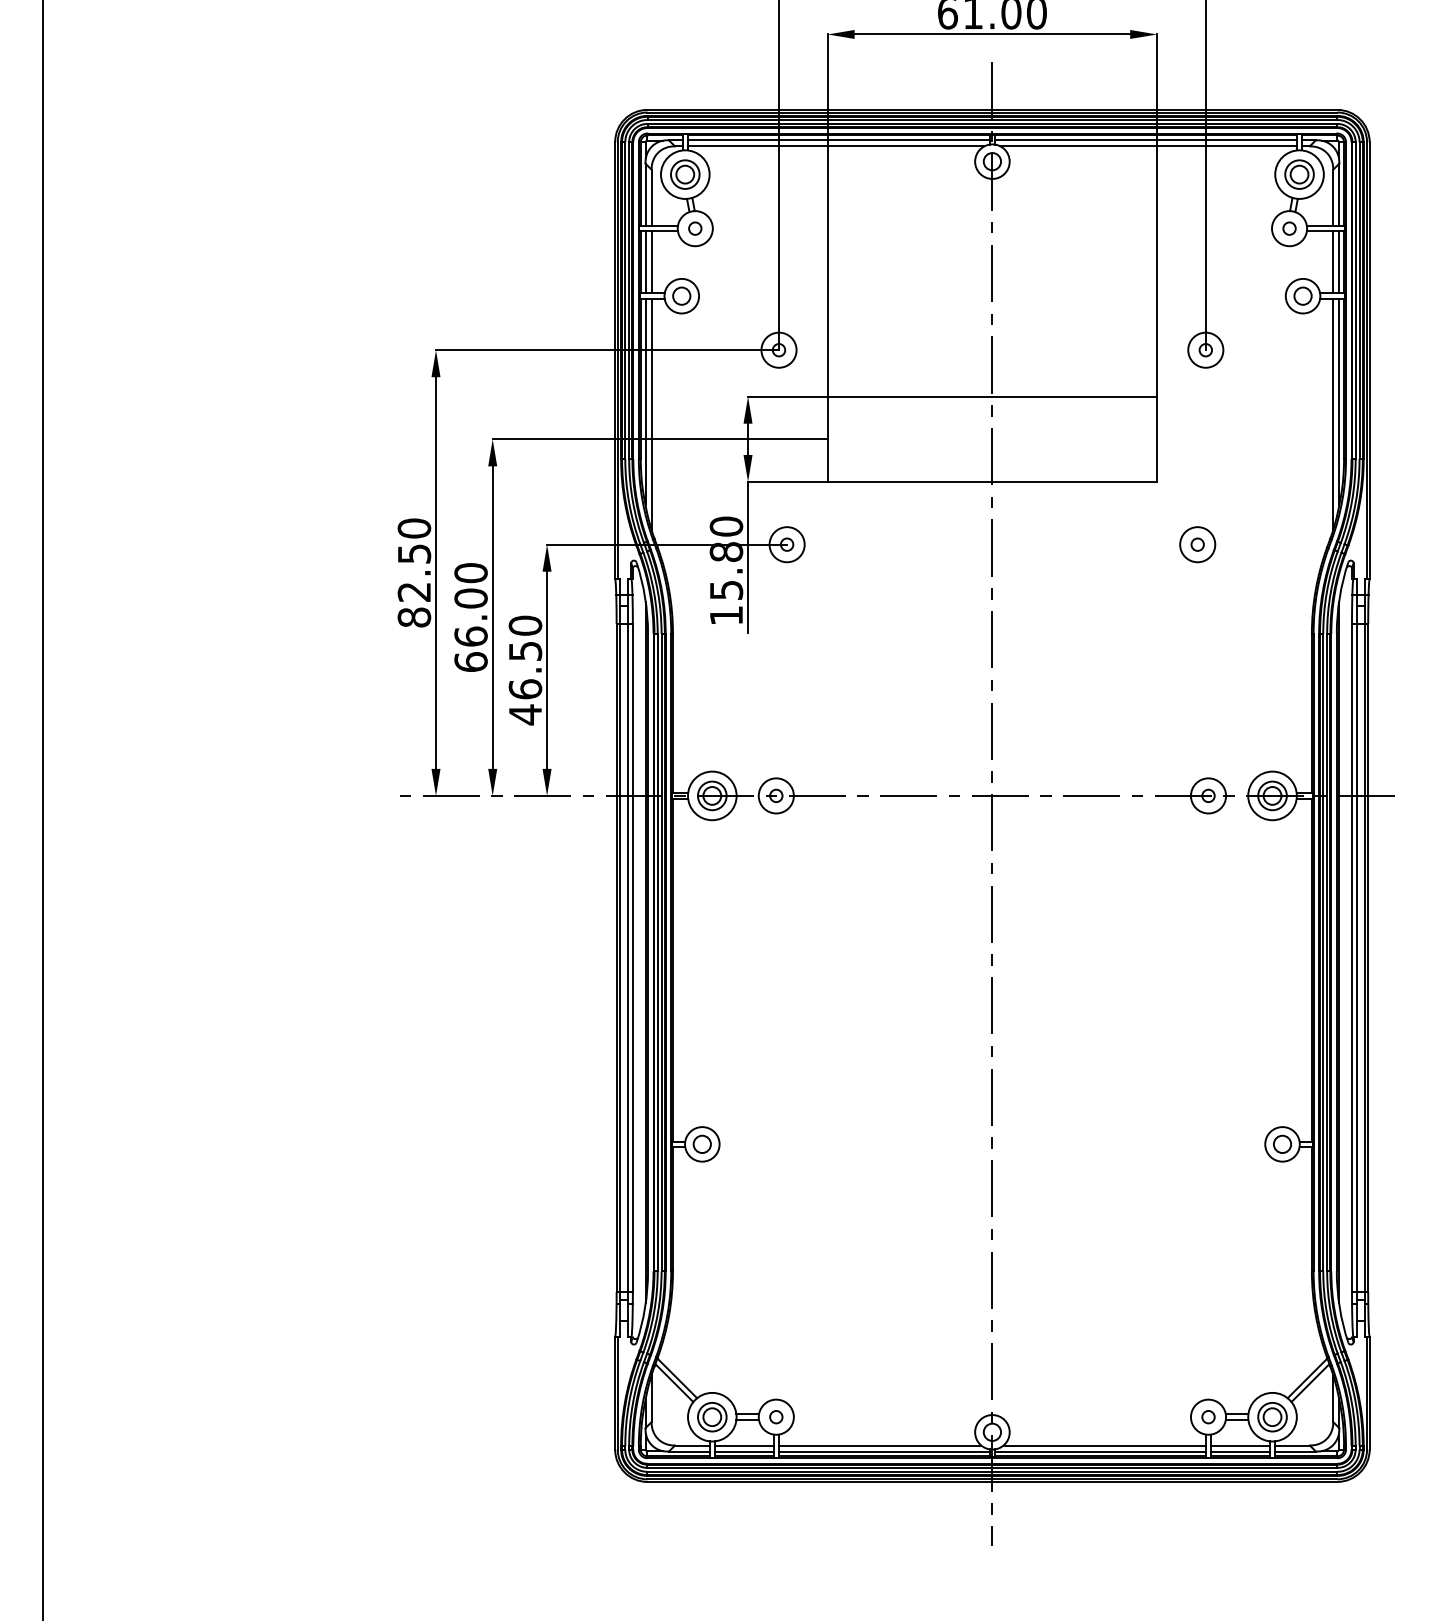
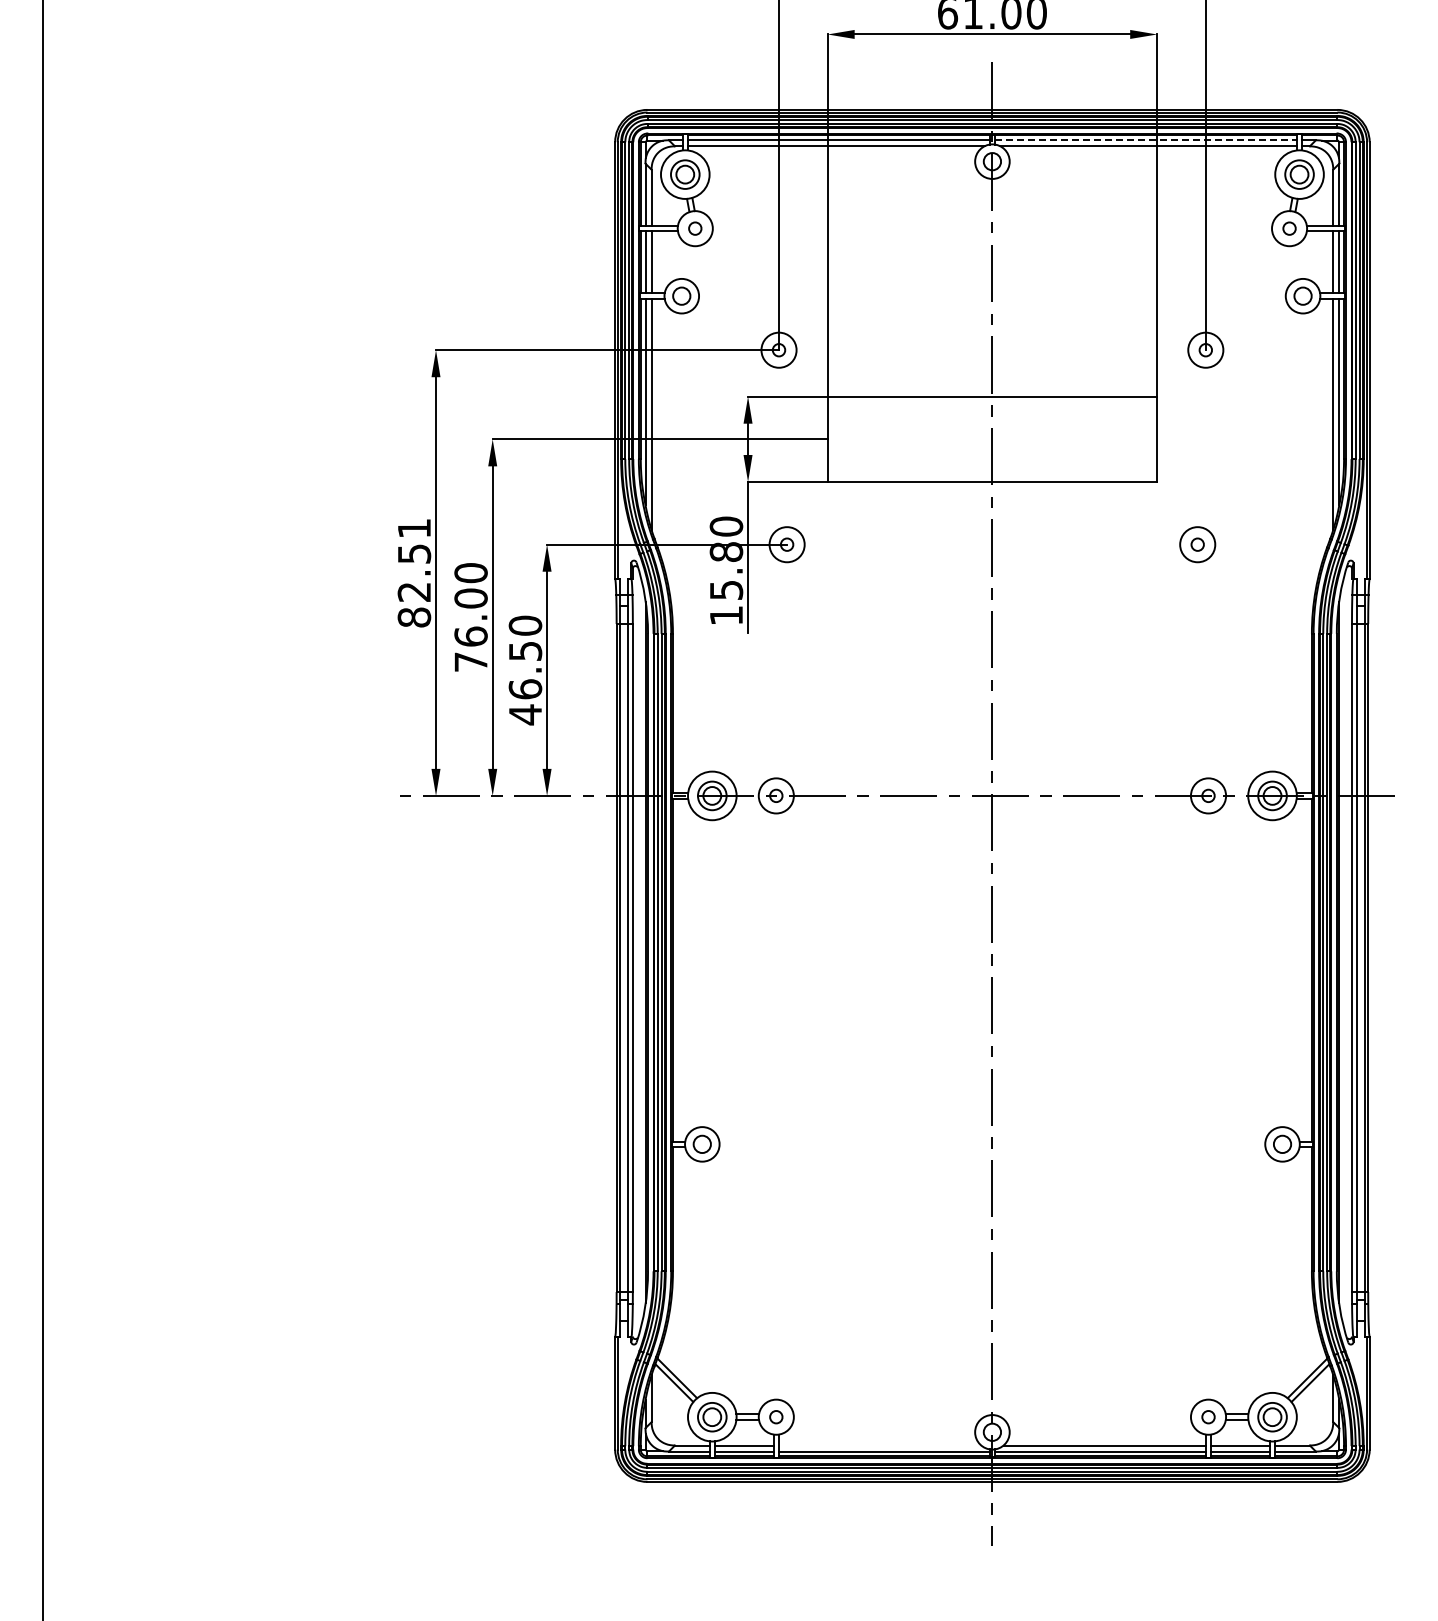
line: solid -> dashed (1145, 140)
text: 82.50 -> 82.51 (414, 528)
text: 66.00 -> 76.00 (470, 661)
line: present -> none (880, 1445)
